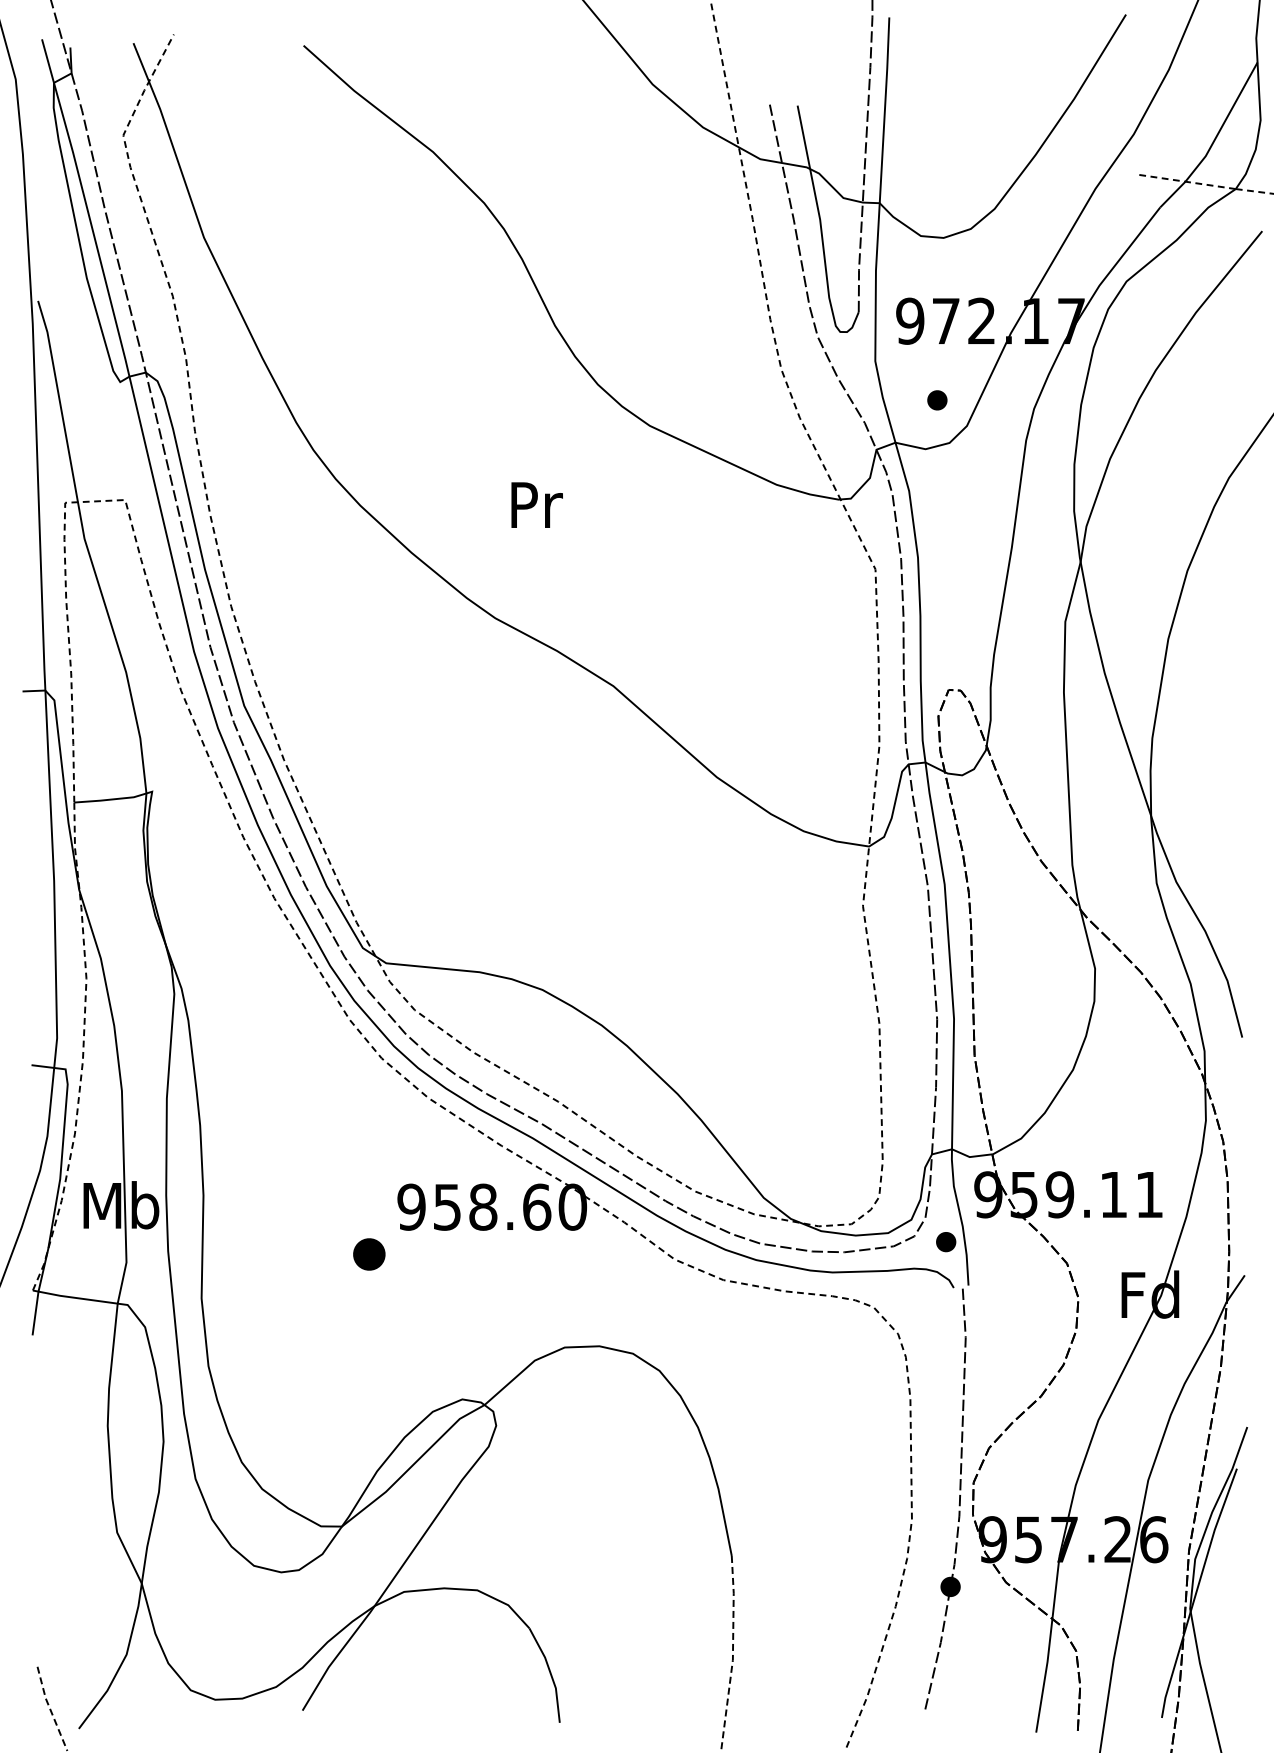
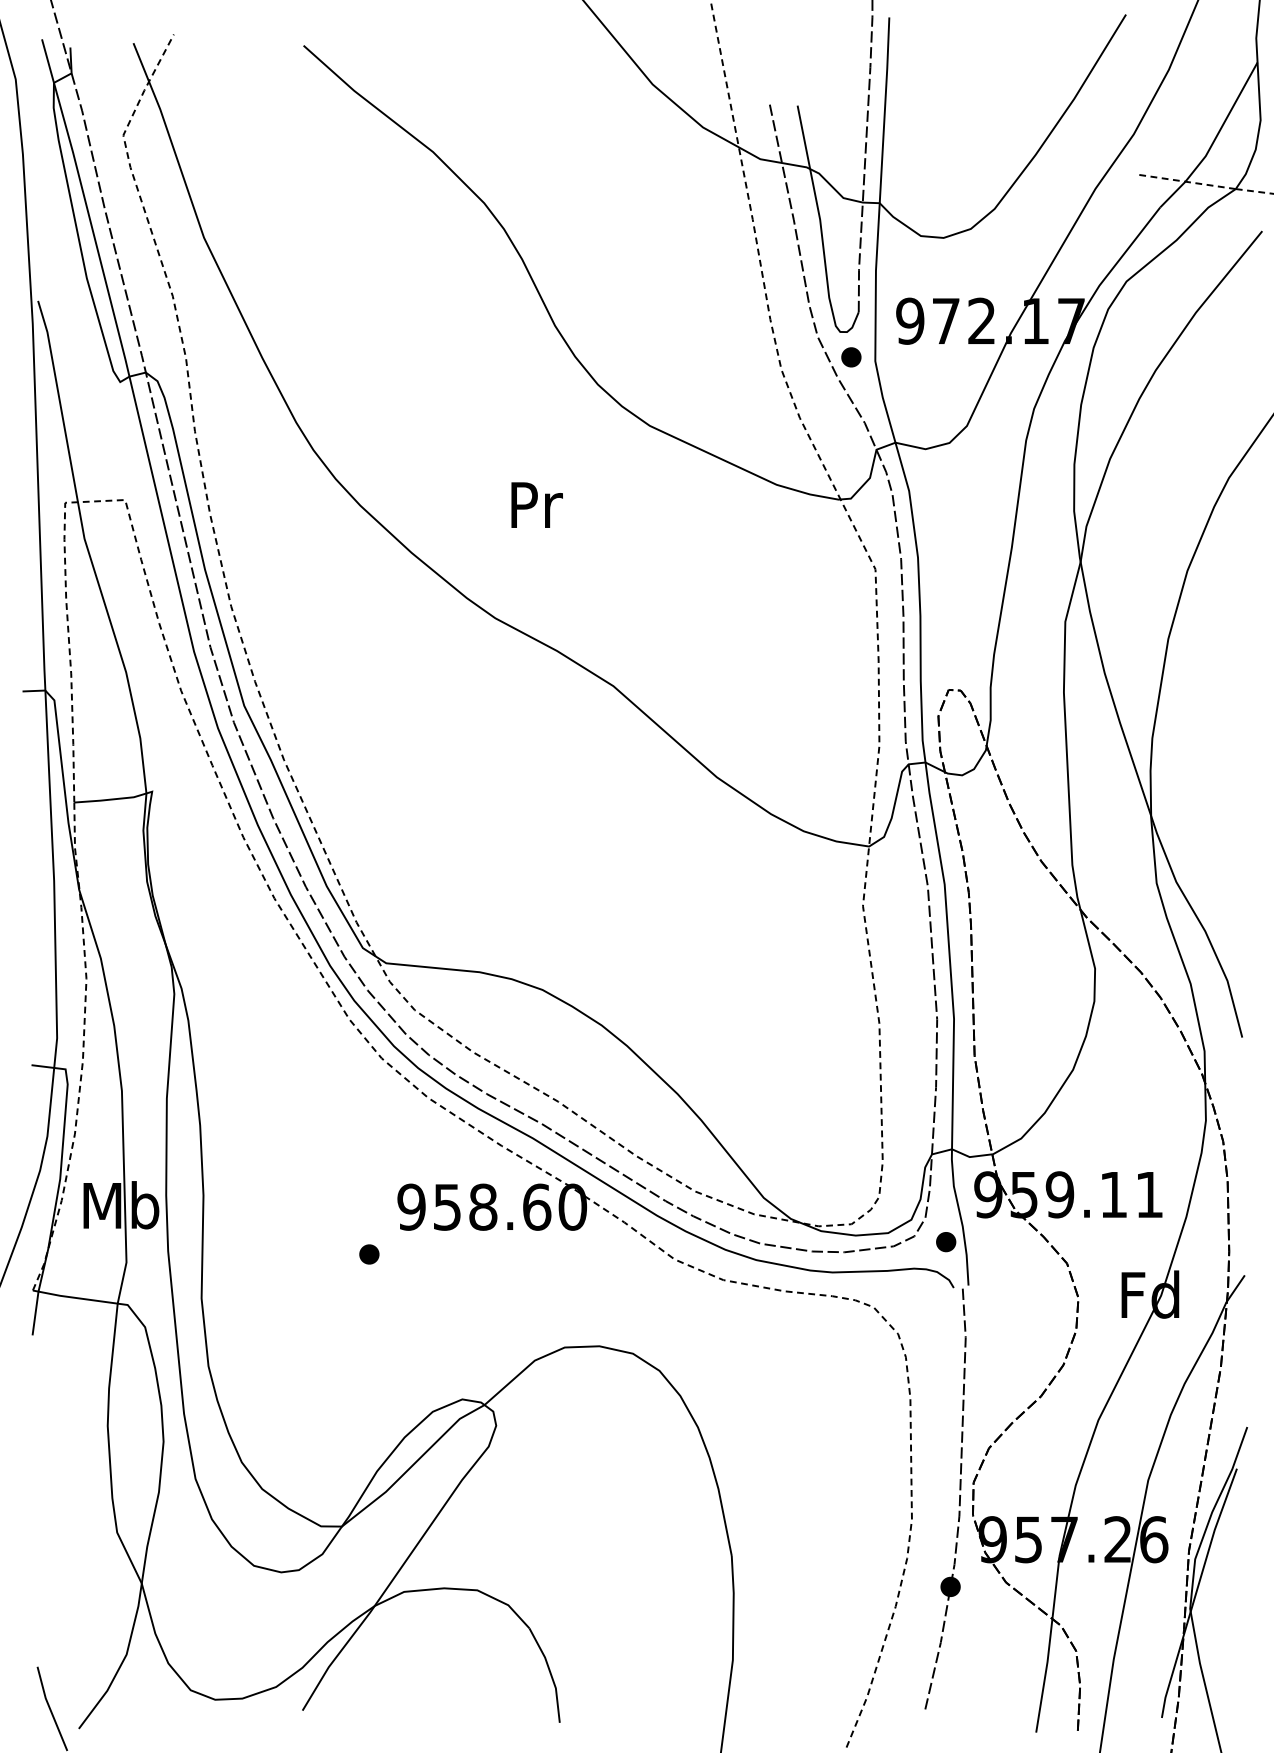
part position: (937, 400) -> (851, 357) (851, 357)
part size: 33x33 px -> 21x21 px (369, 1254)
line: dashed -> solid (732, 1654)
line: dashed -> solid (50, 1709)
